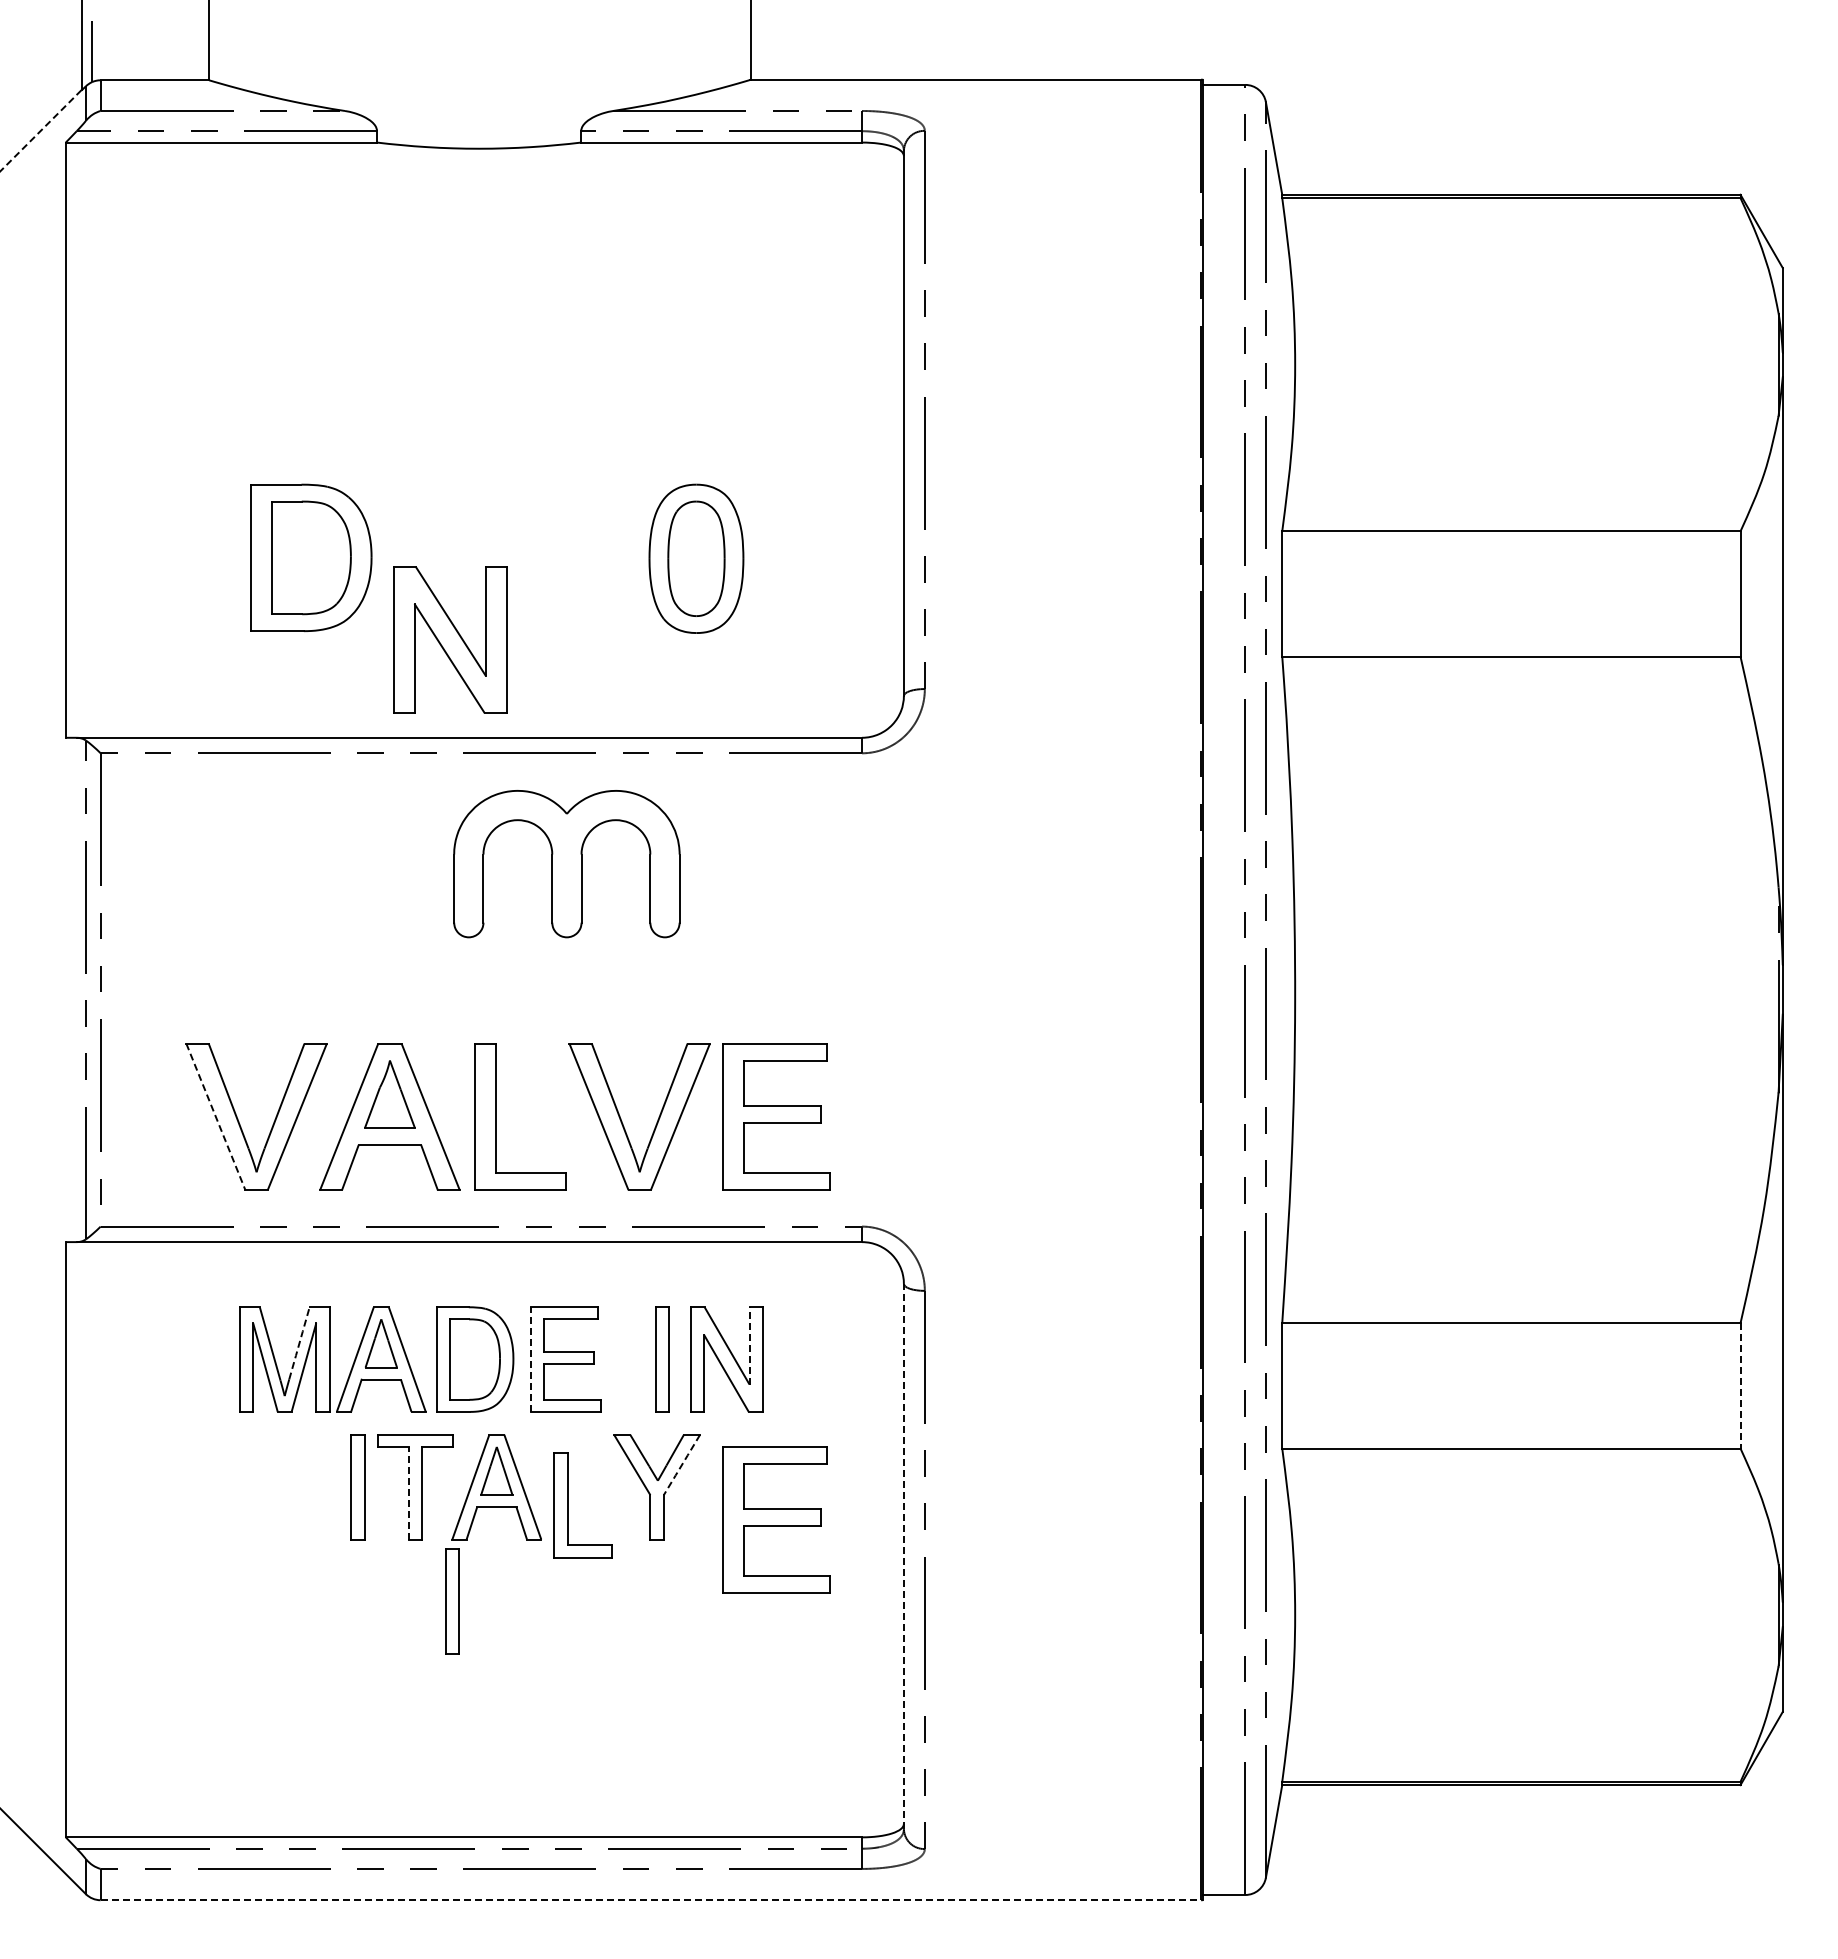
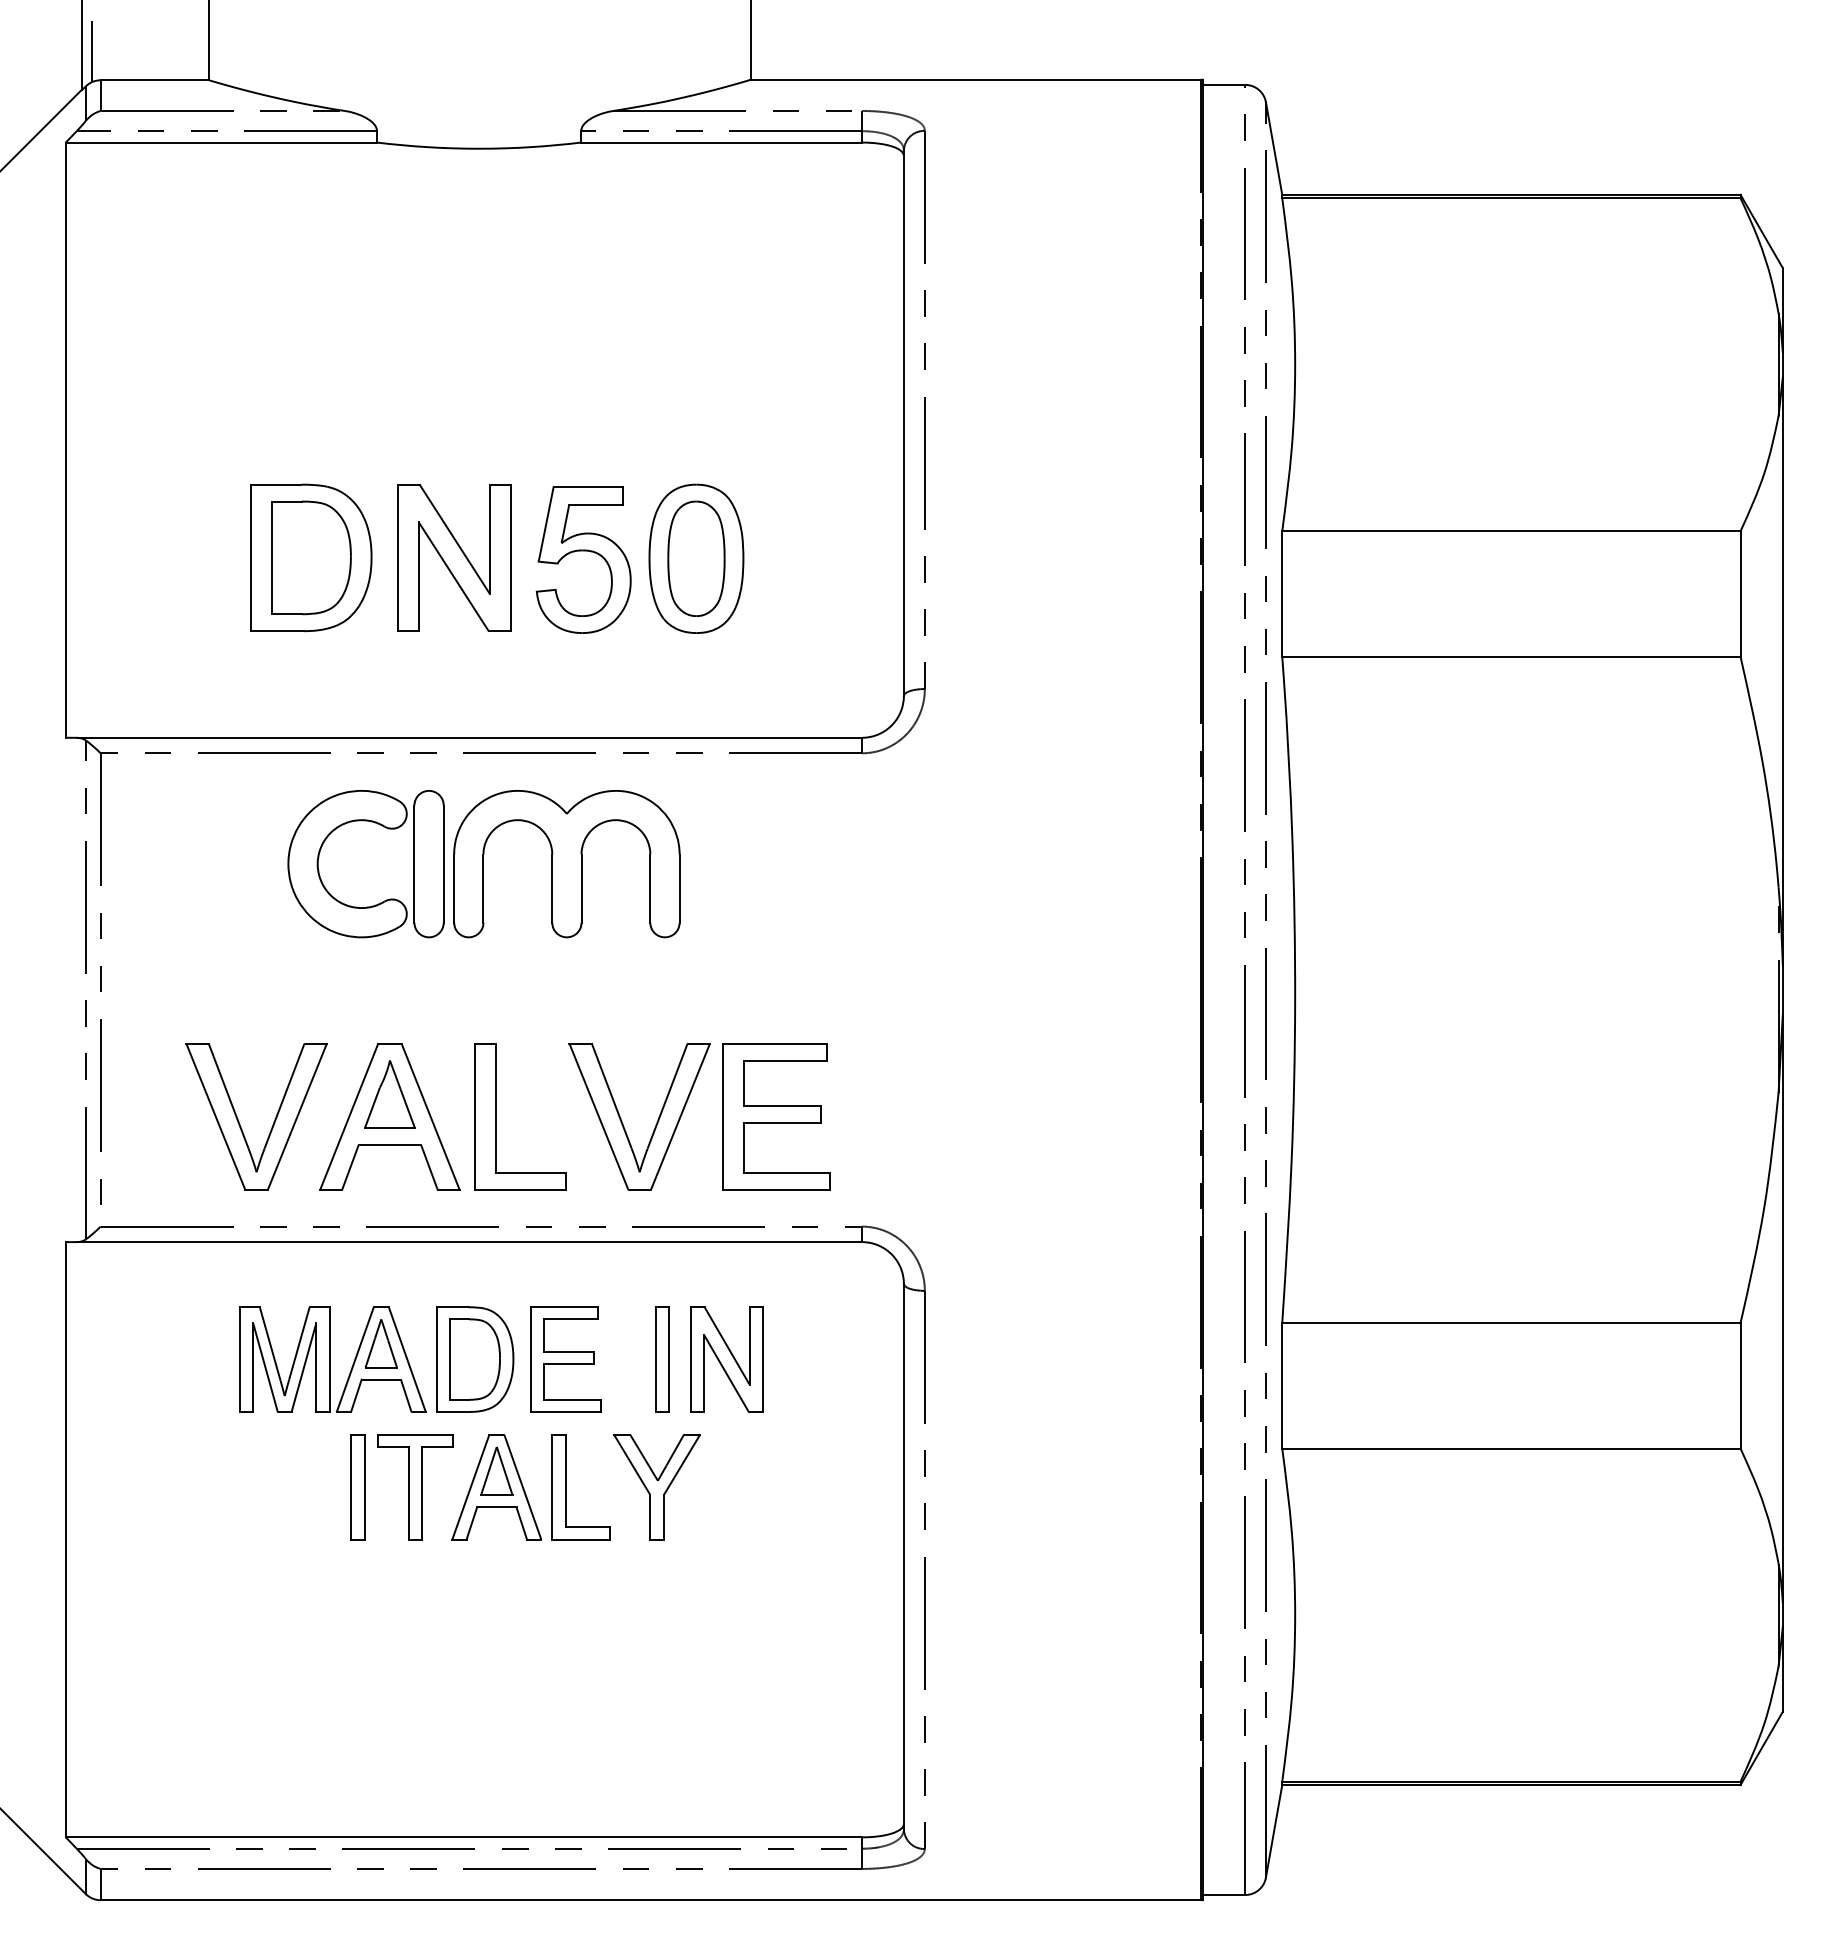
line: dashed -> solid (40, 131)
part: none -> present (583, 551)
part position: (450, 639) -> (454, 557) (454, 557)
part: none -> present (384, 900)
line: dashed -> solid (215, 1116)
line: dashed -> solid (299, 1342)
line: dashed -> solid (749, 1345)
line: dashed -> solid (530, 1359)
line: dashed -> solid (1740, 1385)
line: dashed -> solid (681, 1465)
line: dashed -> solid (408, 1492)
part position: (568, 1505) -> (566, 1487) (566, 1487)
part: present -> none (776, 1519)
line: dashed -> solid (903, 1556)
part: present -> none (452, 1601)
line: dashed -> solid (651, 1900)
